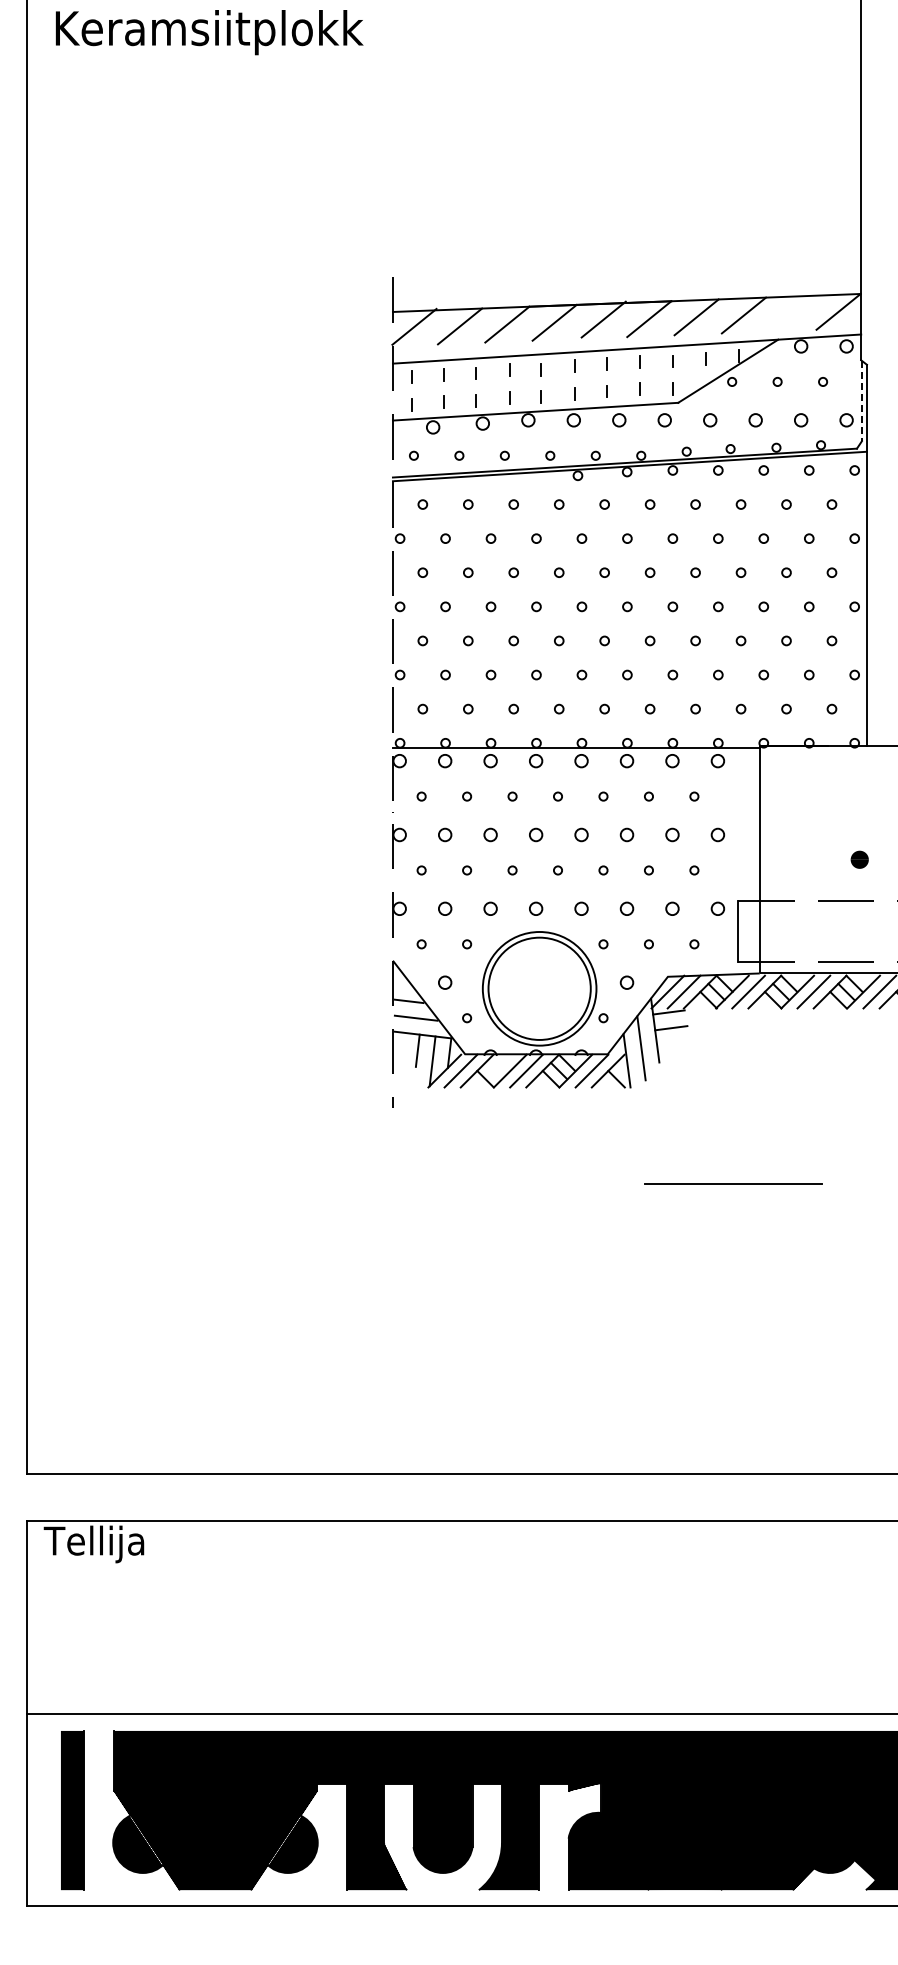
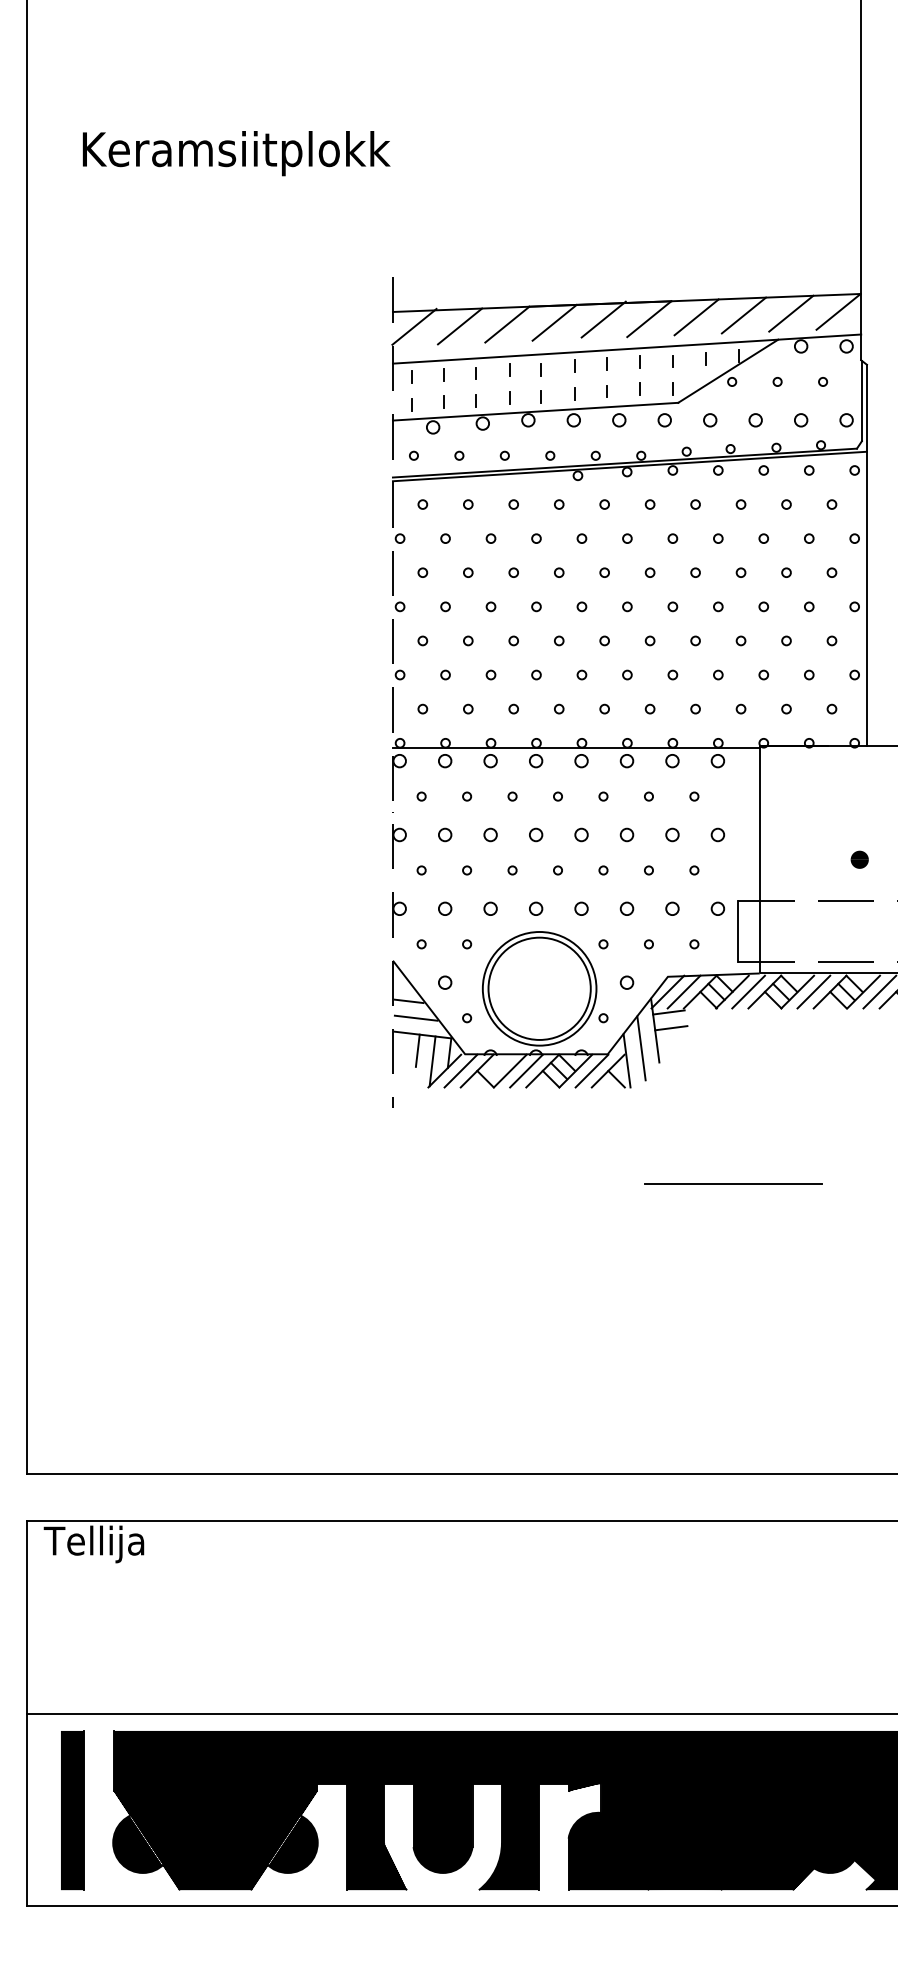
text position: (209, 32) -> (236, 153) (236, 153)
line: none -> present (791, 313)
line: dashed -> solid (861, 401)
